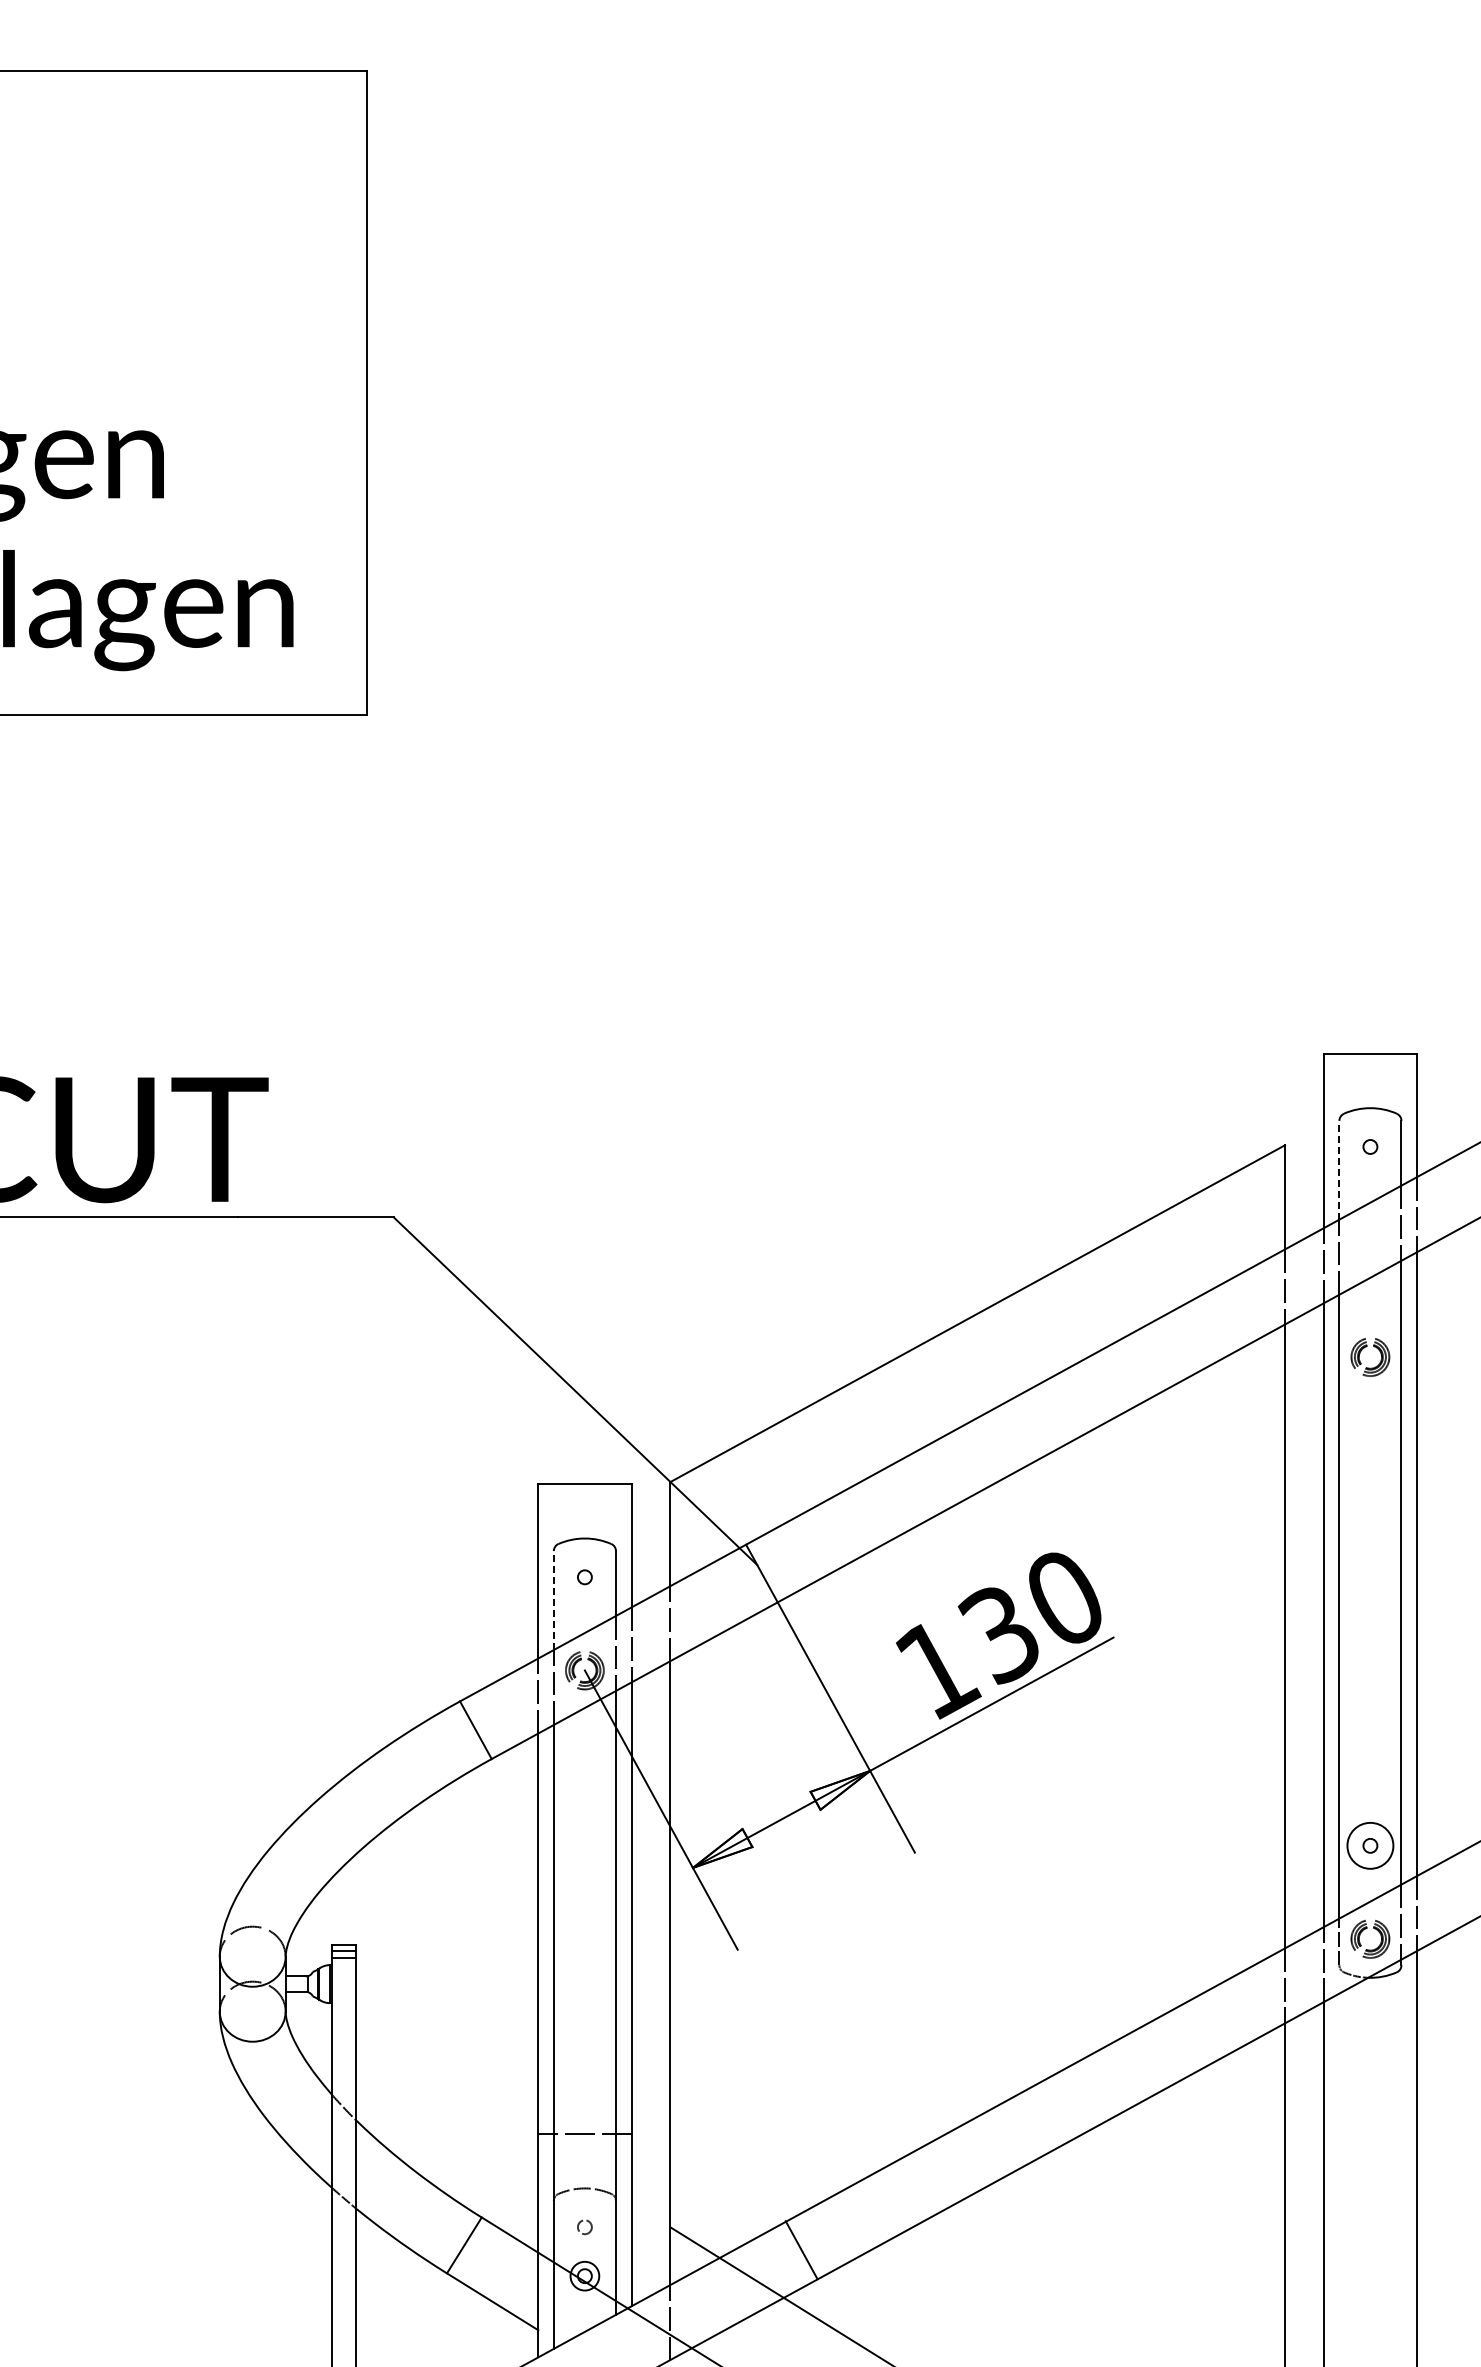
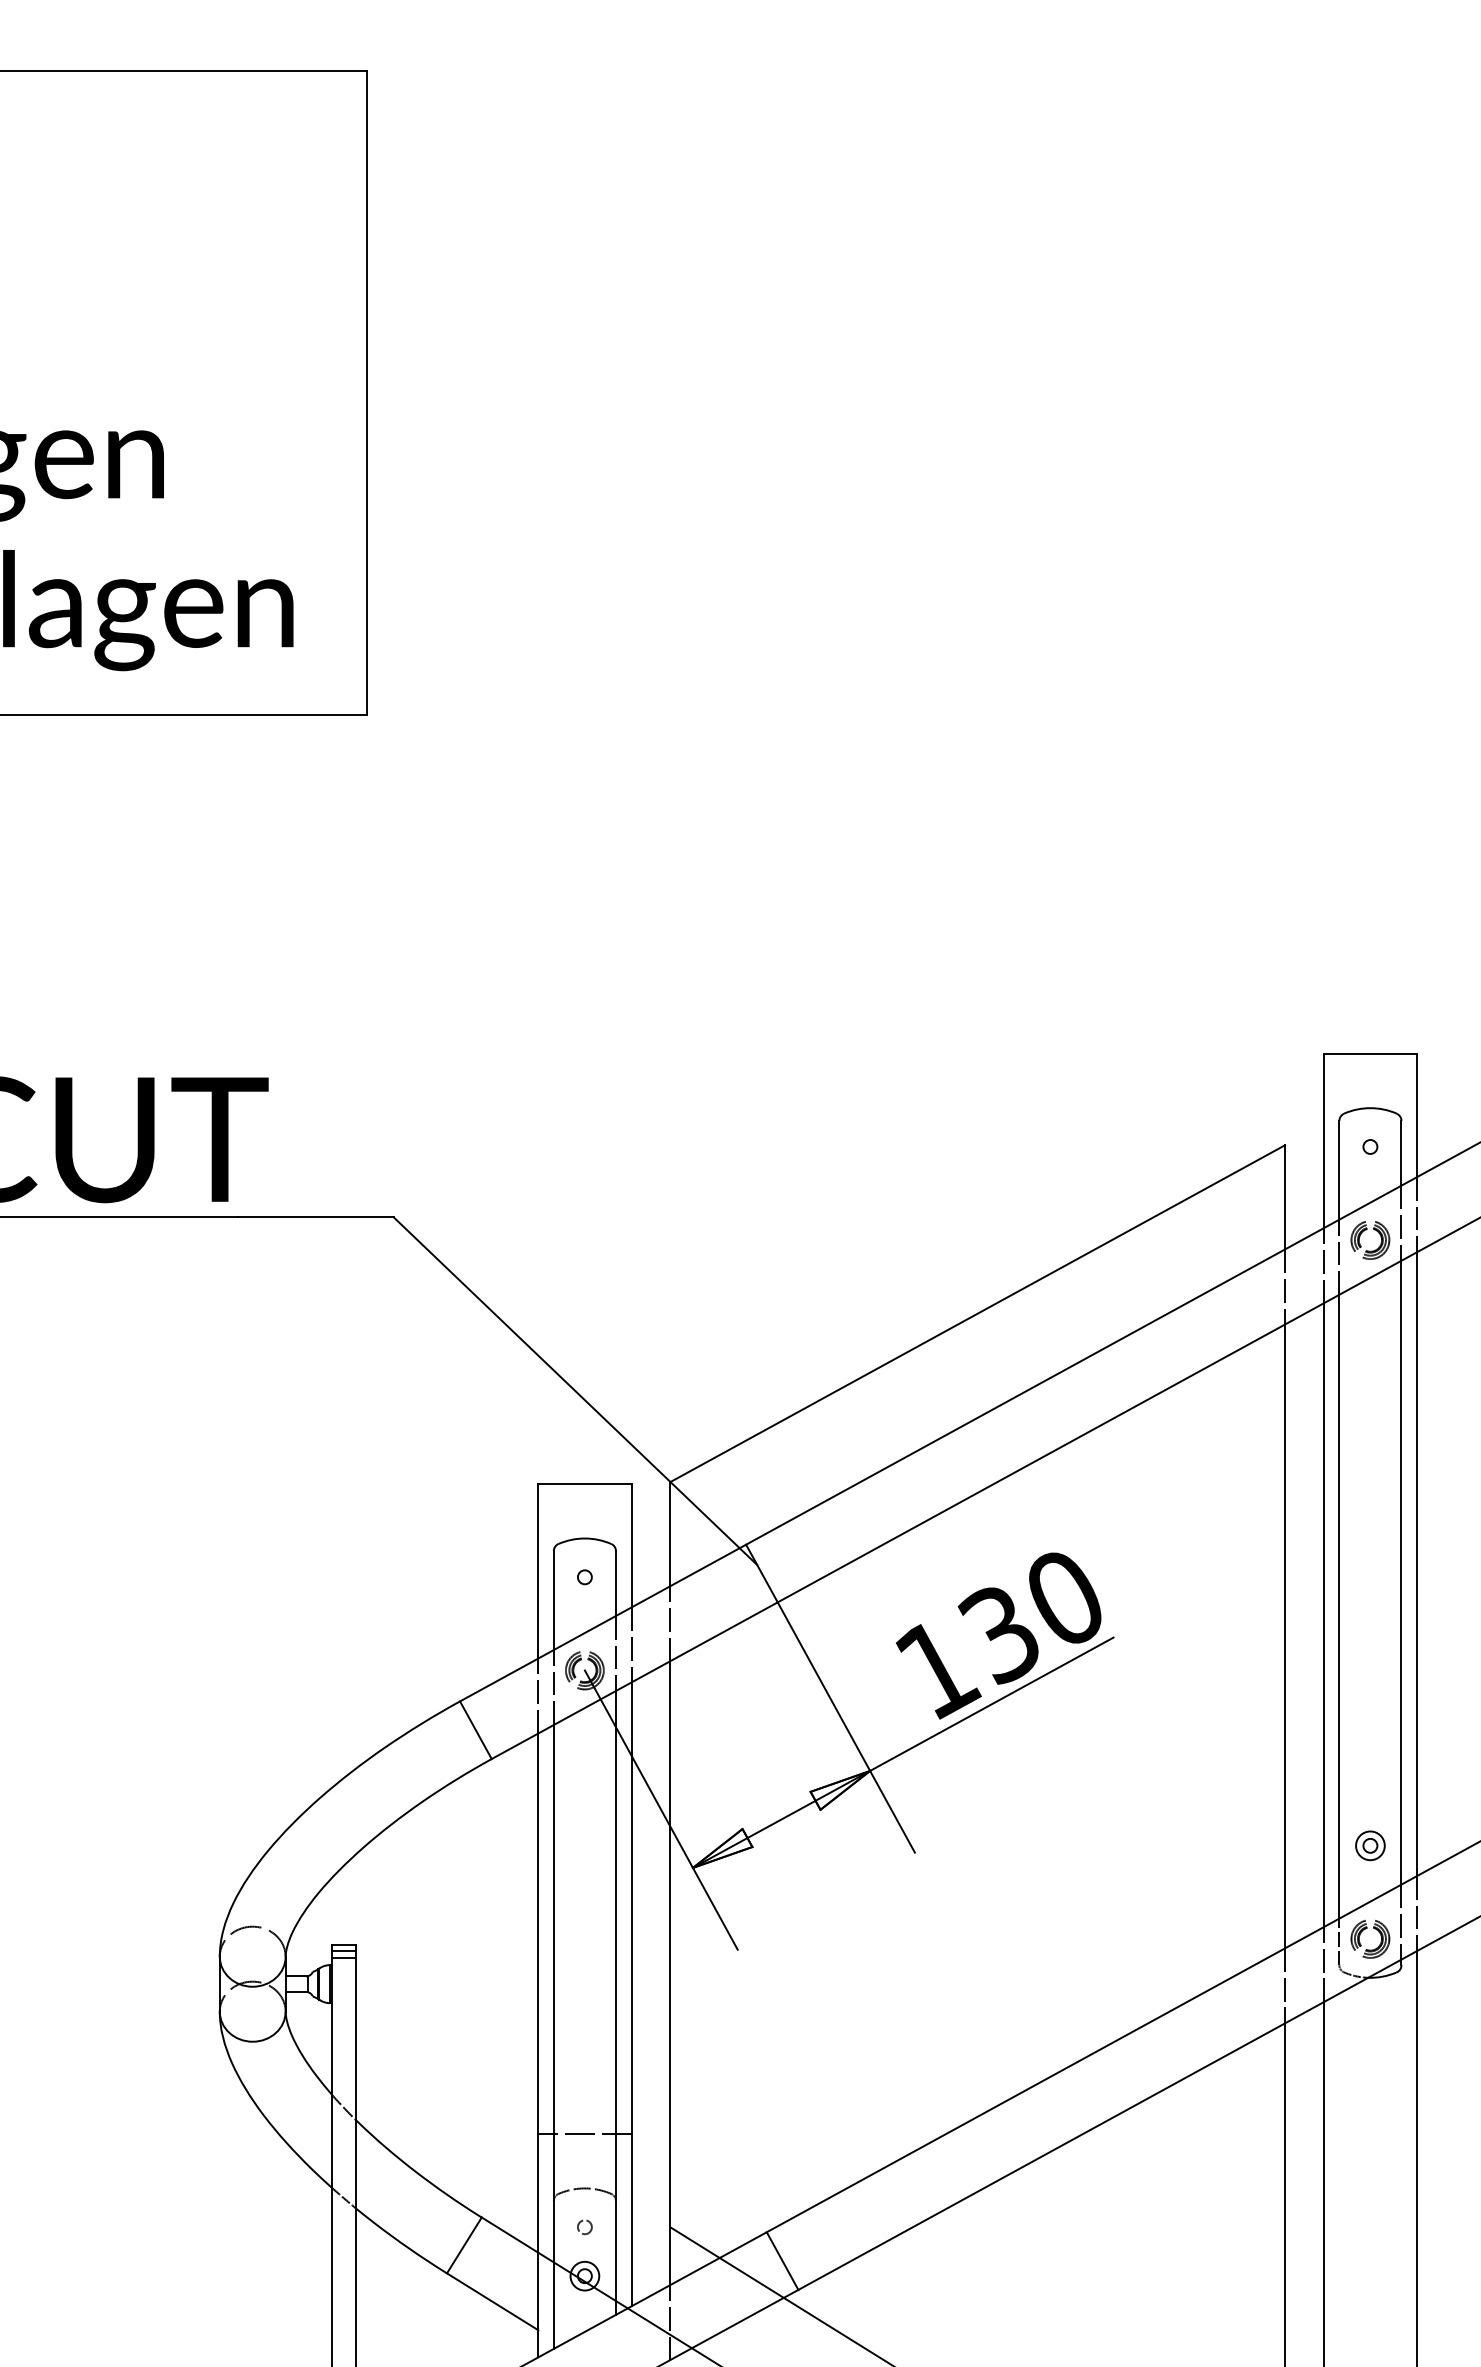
line: dashed -> solid (1339, 1169)
part position: (1370, 1367) -> (1370, 1250) (1370, 1250)
line: dashed -> solid (553, 1600)
circle diameter: 46 px -> 29 px (1370, 1845)
line position: (801, 2250) -> (782, 2261) (782, 2261)
